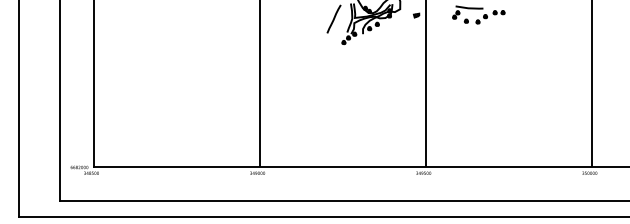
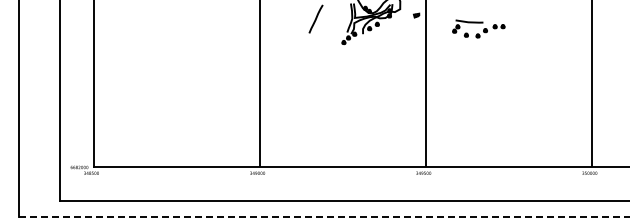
part position: (478, 14) -> (478, 28) (478, 28)
line position: (333, 18) -> (315, 18) (315, 18)
line: solid -> dashed (324, 217)
